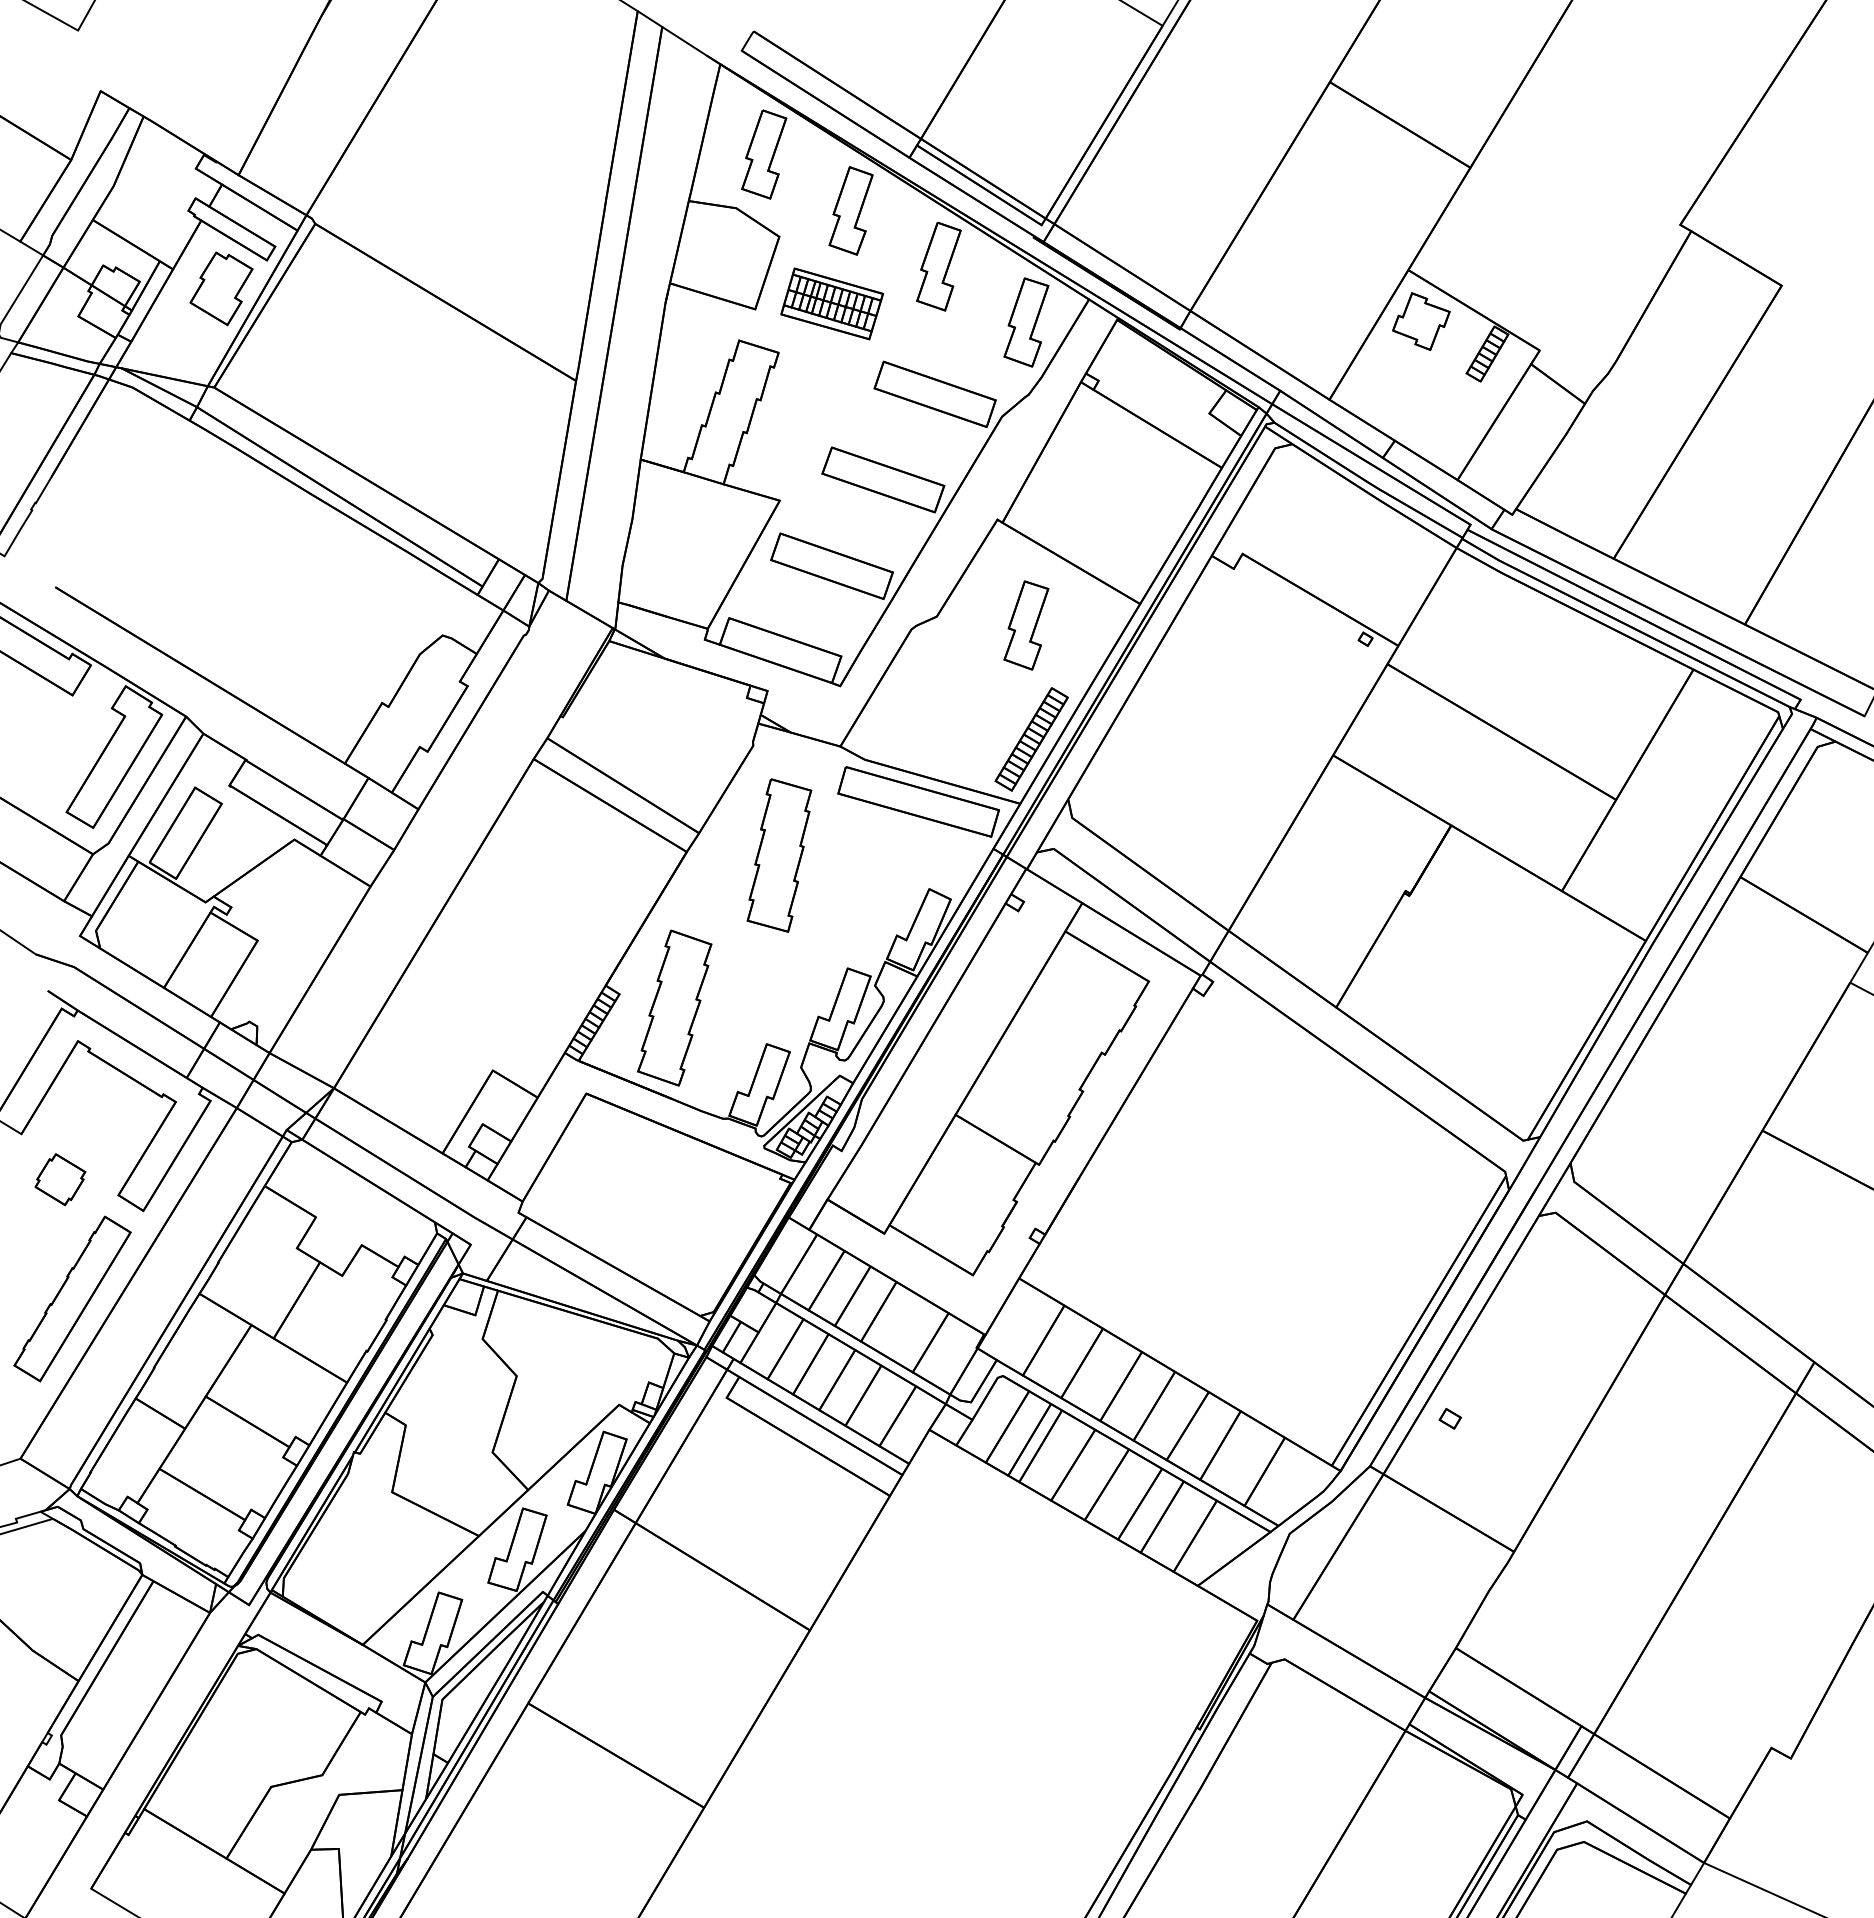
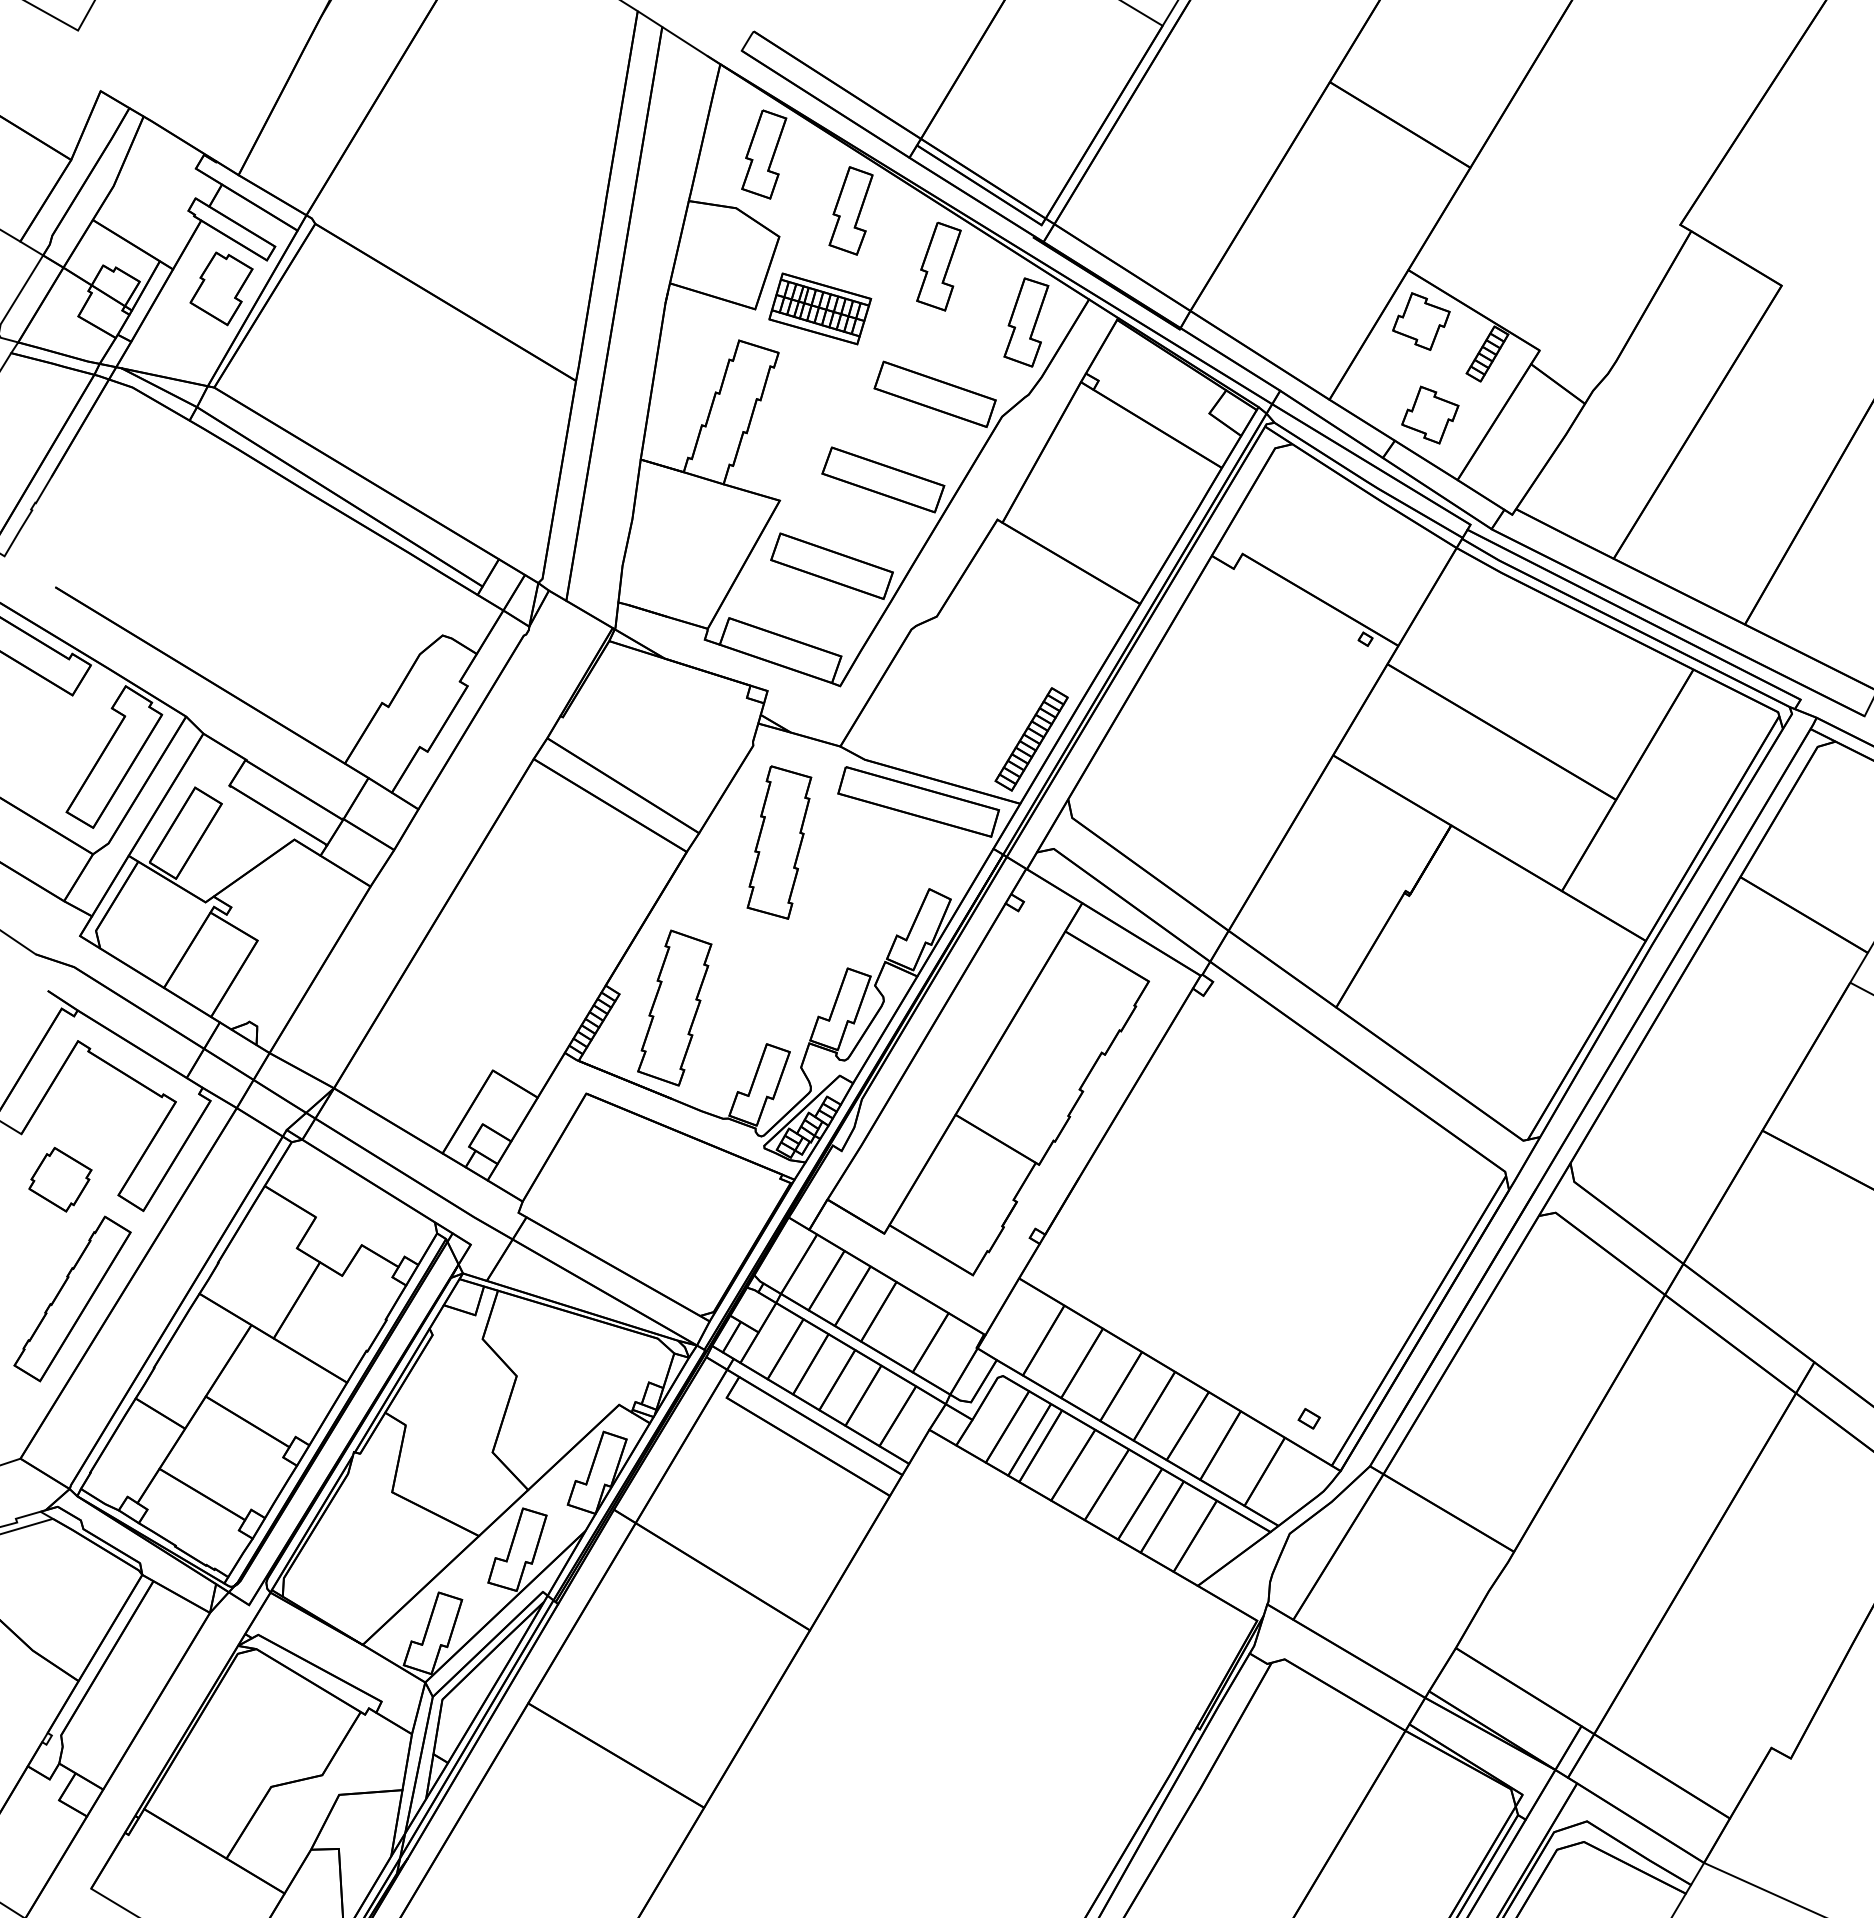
part position: (832, 303) -> (820, 308) (820, 308)
part: none -> present (1430, 414)
part: present -> none (1026, 625)
part position: (779, 855) -> (779, 842) (779, 842)
part size: 53x54 px -> 65x67 px (60, 1179)
part position: (1449, 1418) -> (1308, 1418) (1308, 1418)
